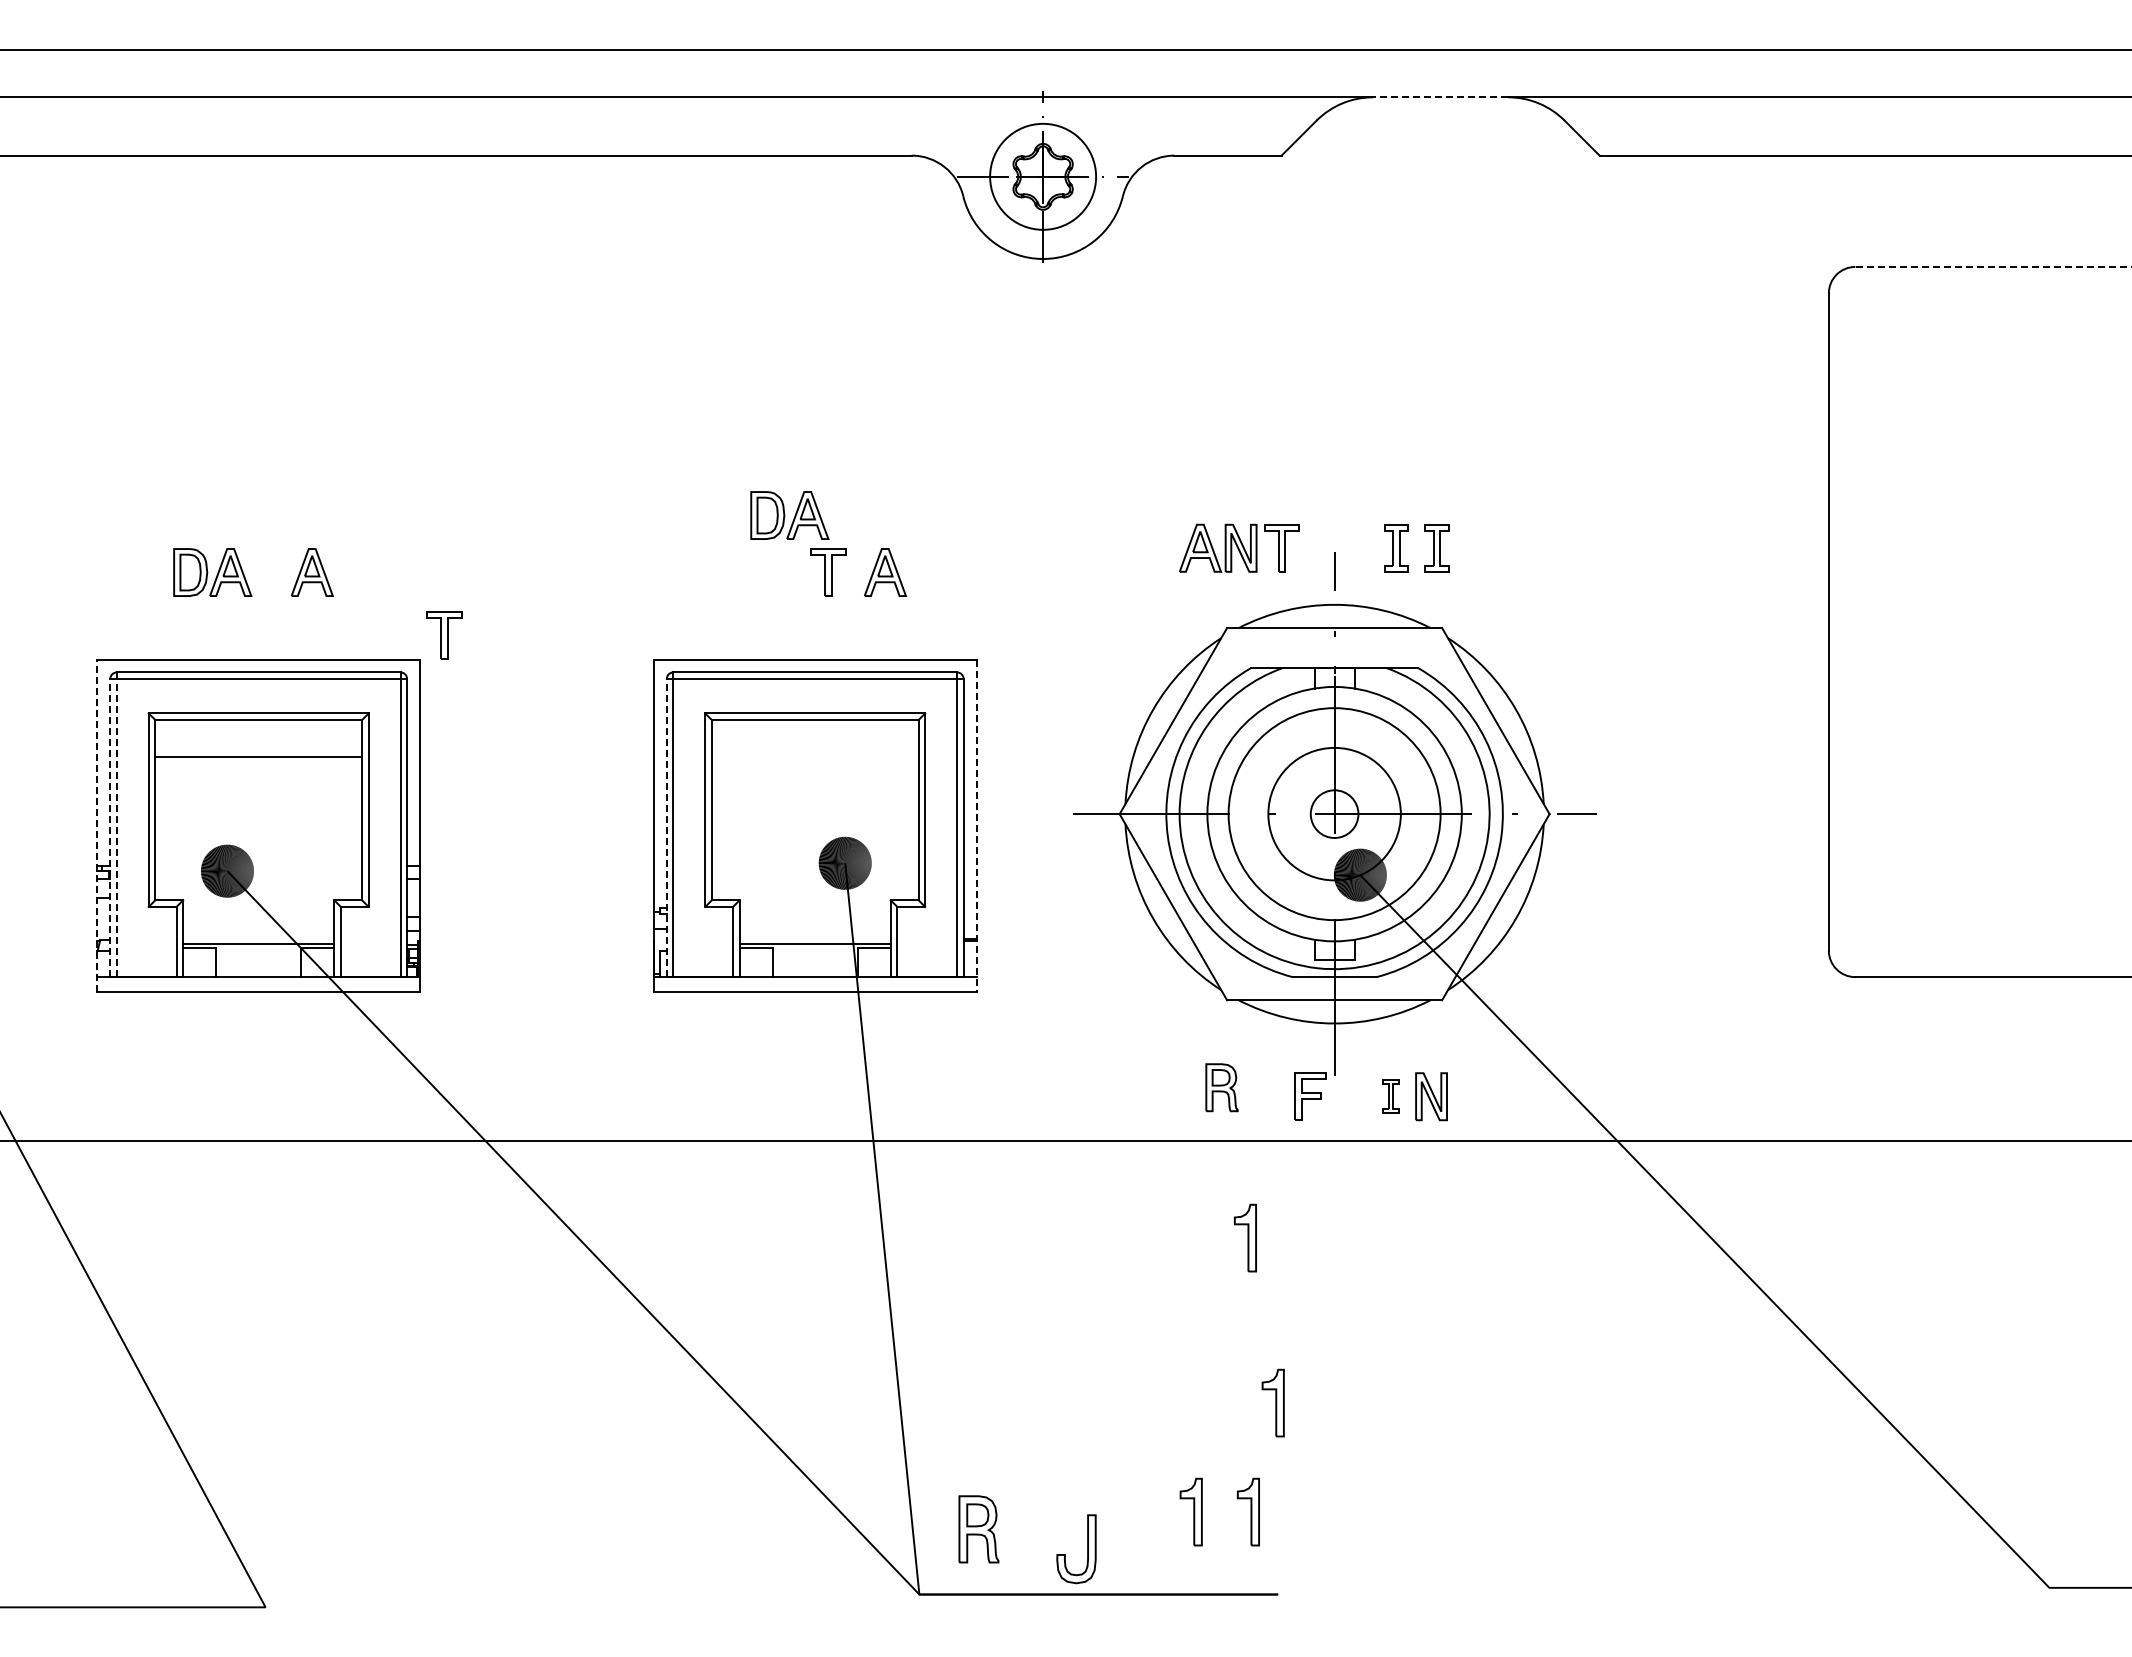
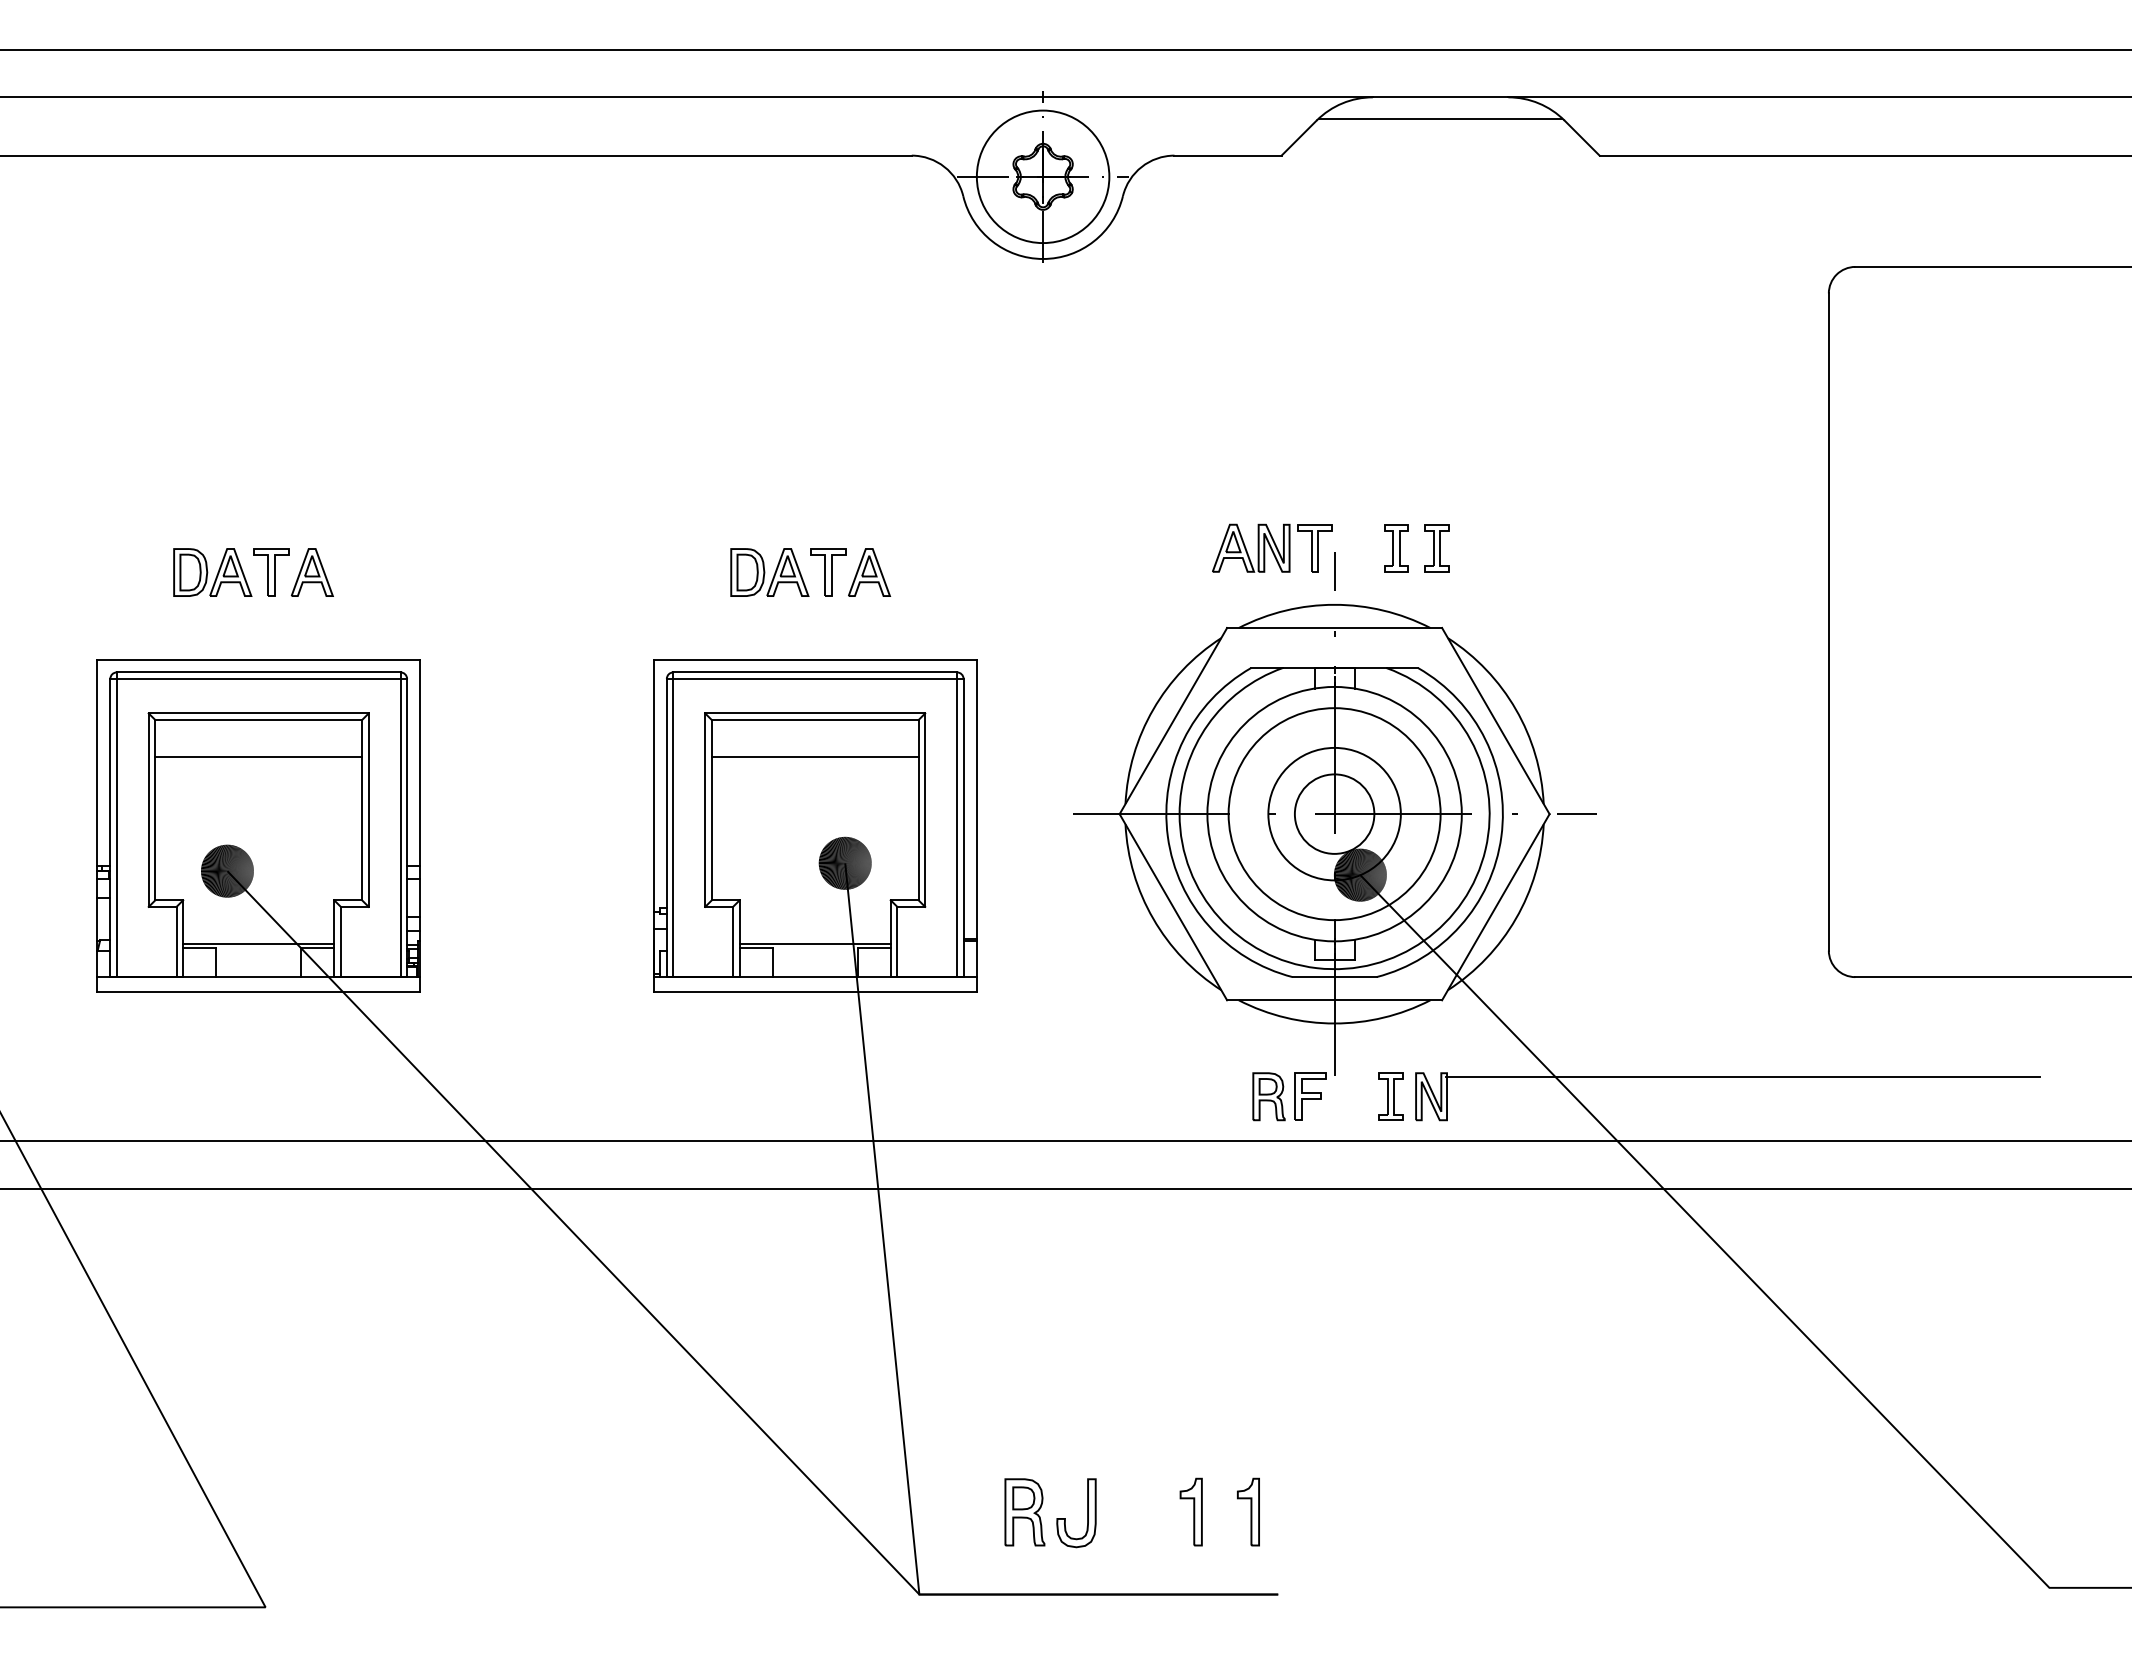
line: dashed -> solid (1440, 97)
line: none -> present (1440, 118)
circle diameter: 106 px -> 132 px (1042, 176)
line: dashed -> solid (1993, 266)
part position: (789, 515) -> (769, 572) (769, 572)
part position: (1239, 547) -> (1272, 547) (1272, 547)
part position: (885, 572) -> (869, 572) (869, 572)
part position: (444, 635) -> (271, 572) (271, 572)
line: none -> present (814, 757)
circle diameter: 48 px -> 79 px (1334, 813)
line: dashed -> solid (97, 826)
line: dashed -> solid (976, 826)
line: dashed -> solid (110, 827)
line: dashed -> solid (116, 827)
line: dashed -> solid (666, 827)
line: none -> present (1743, 1077)
part position: (1221, 1087) -> (1268, 1096) (1268, 1096)
part size: 18x35 px -> 26x49 px (1390, 1096)
line: none -> present (1065, 1189)
part: present -> none (1245, 1237)
part: present -> none (1272, 1402)
part position: (978, 1529) -> (1024, 1512) (1024, 1512)
part position: (1087, 1549) -> (1087, 1513) (1087, 1513)
